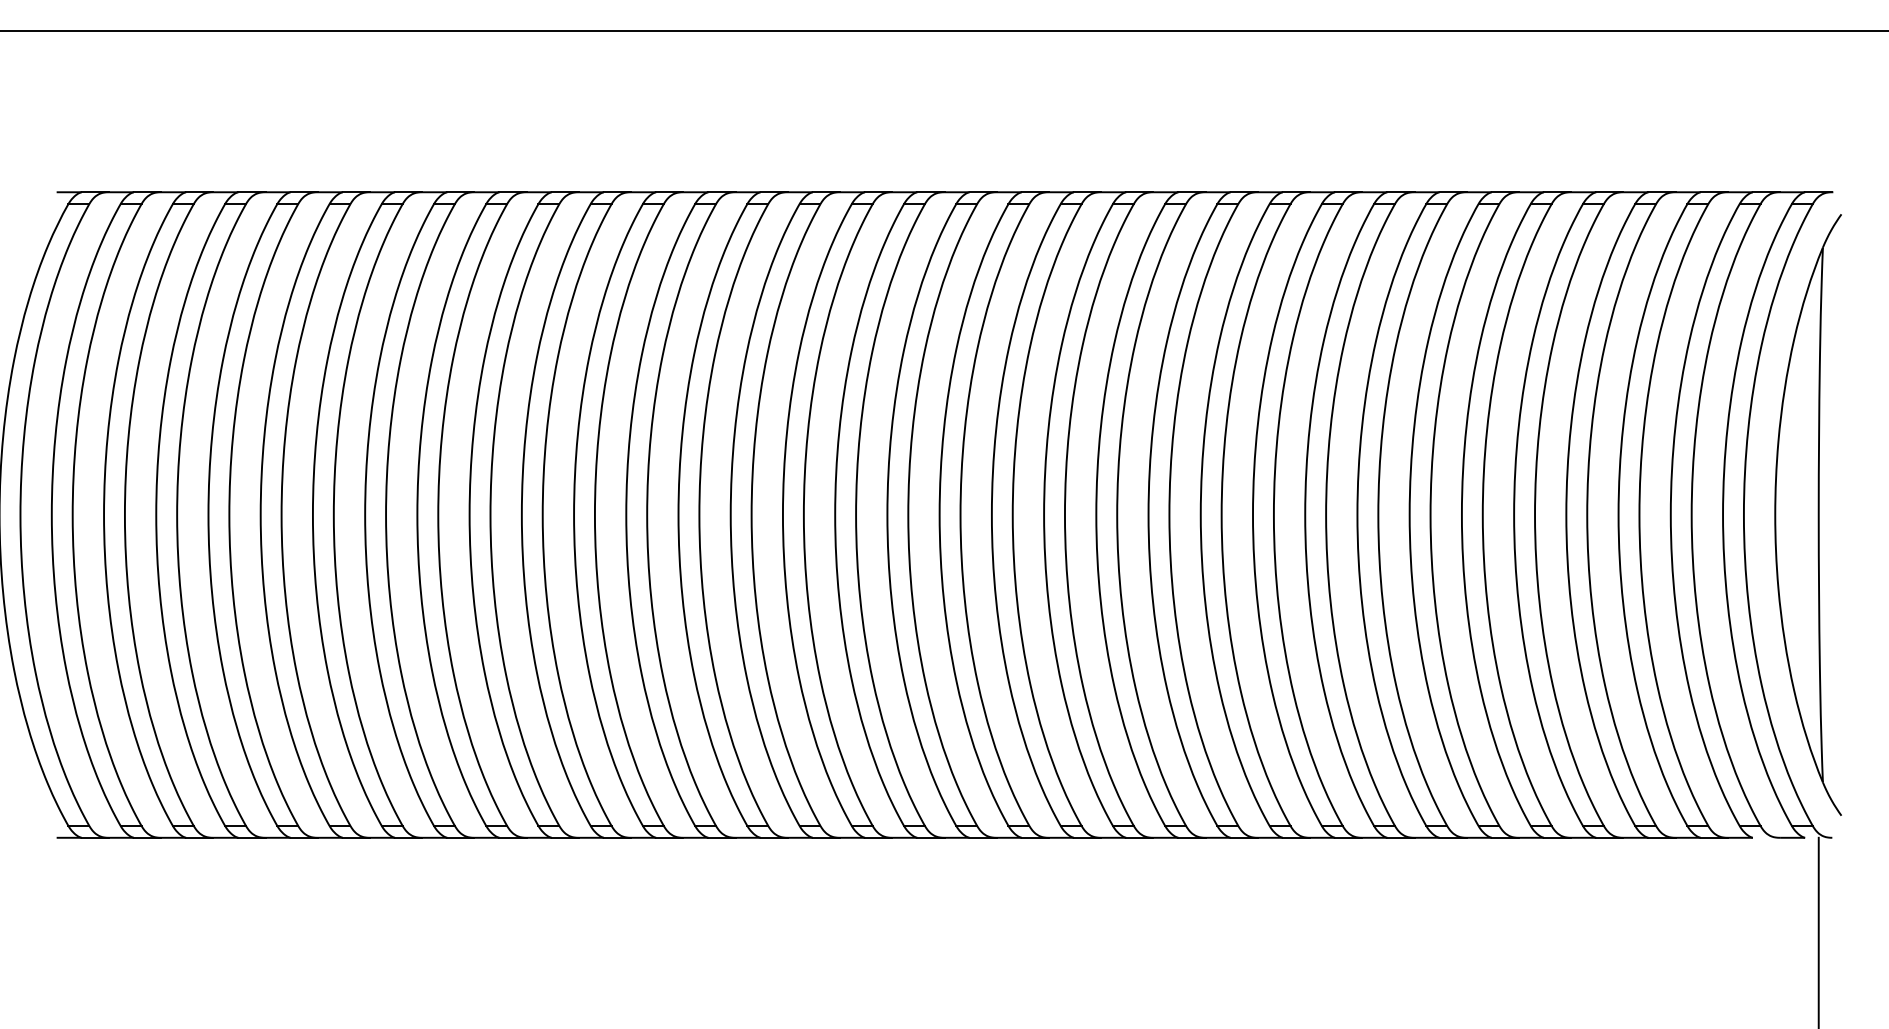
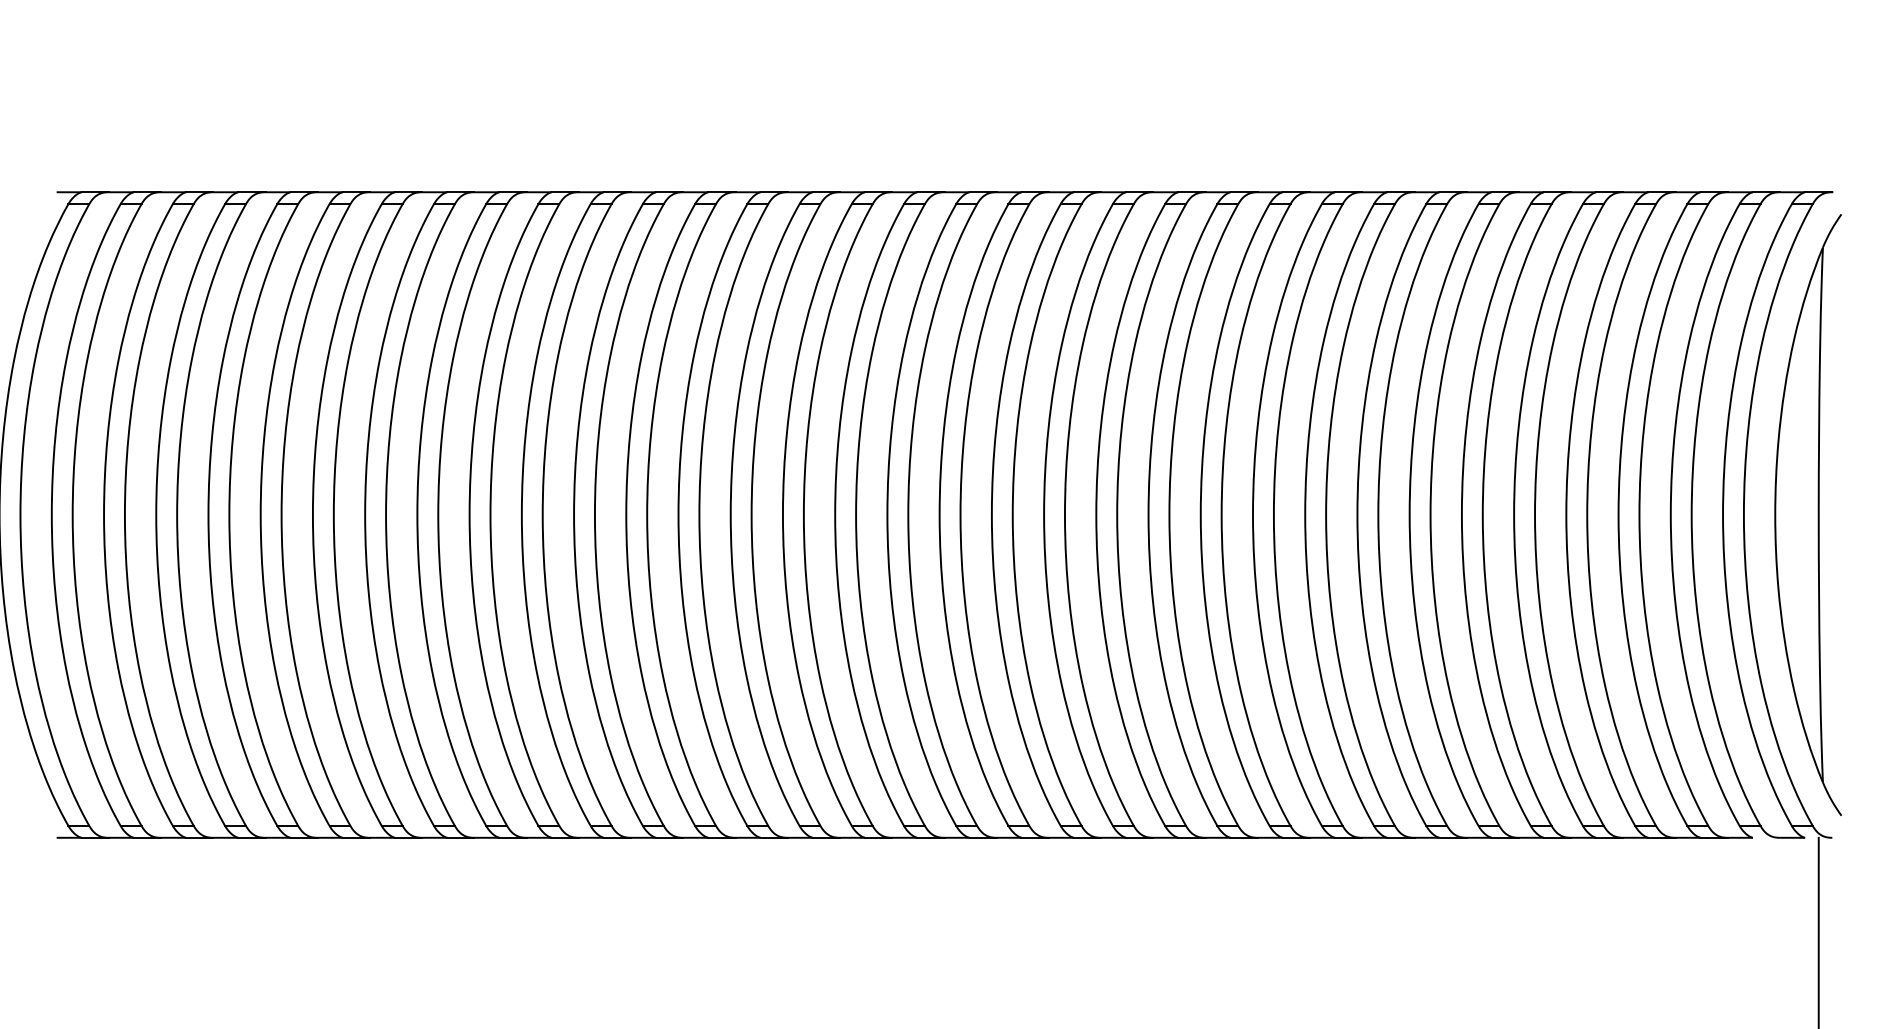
line: present -> none (943, 30)
